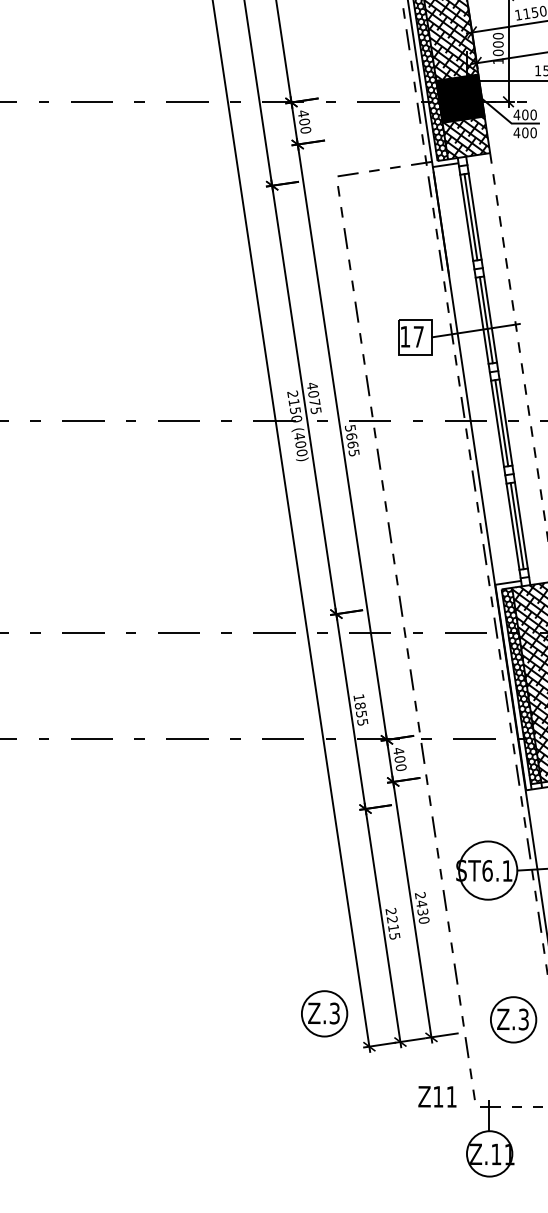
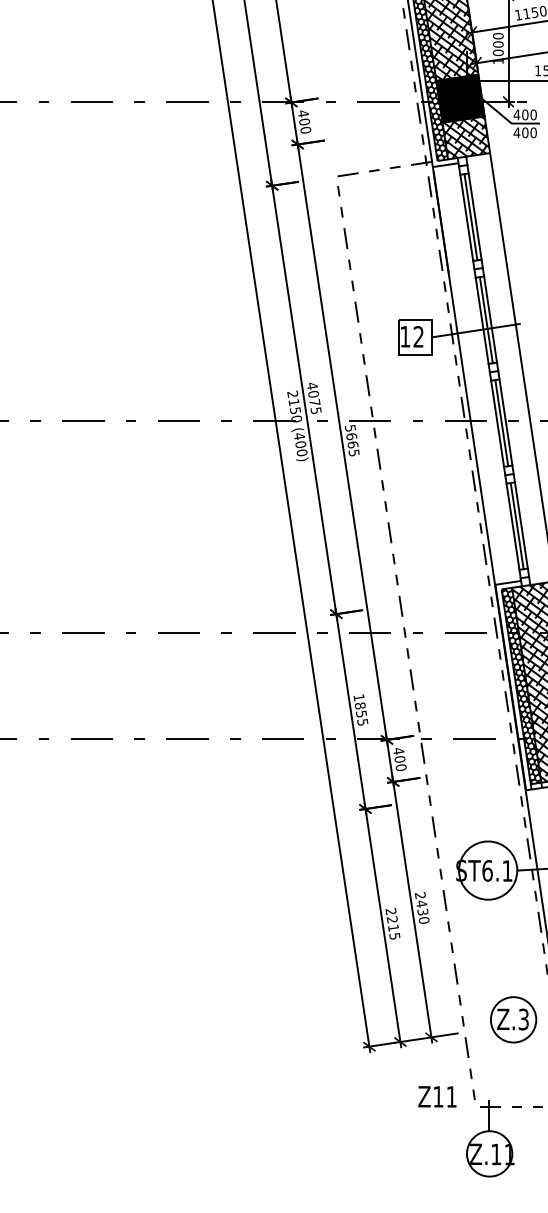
text: 17 -> 12 (418, 336)
line: dashed -> solid (519, 346)
part: present -> none (324, 1013)
